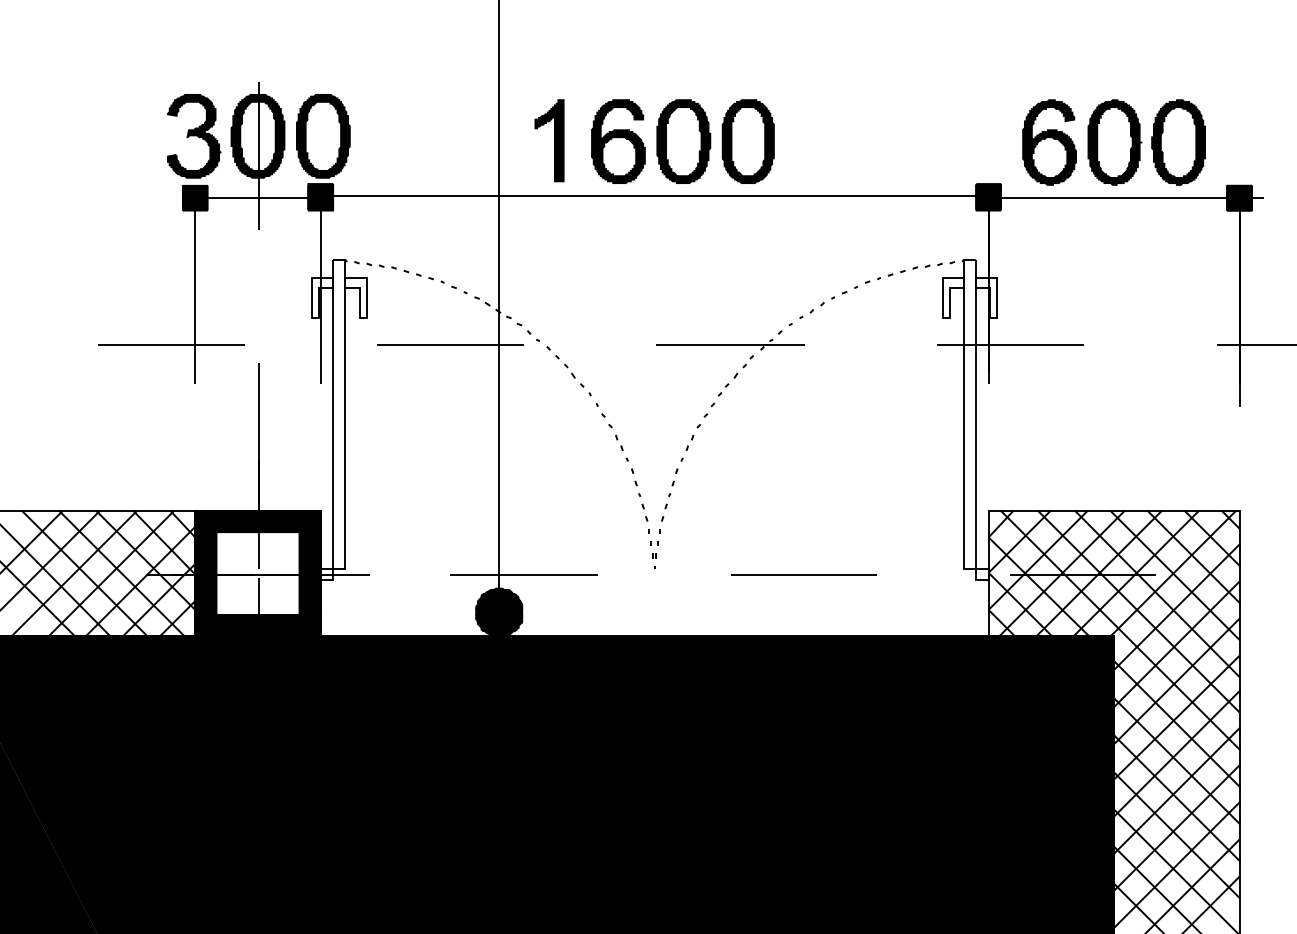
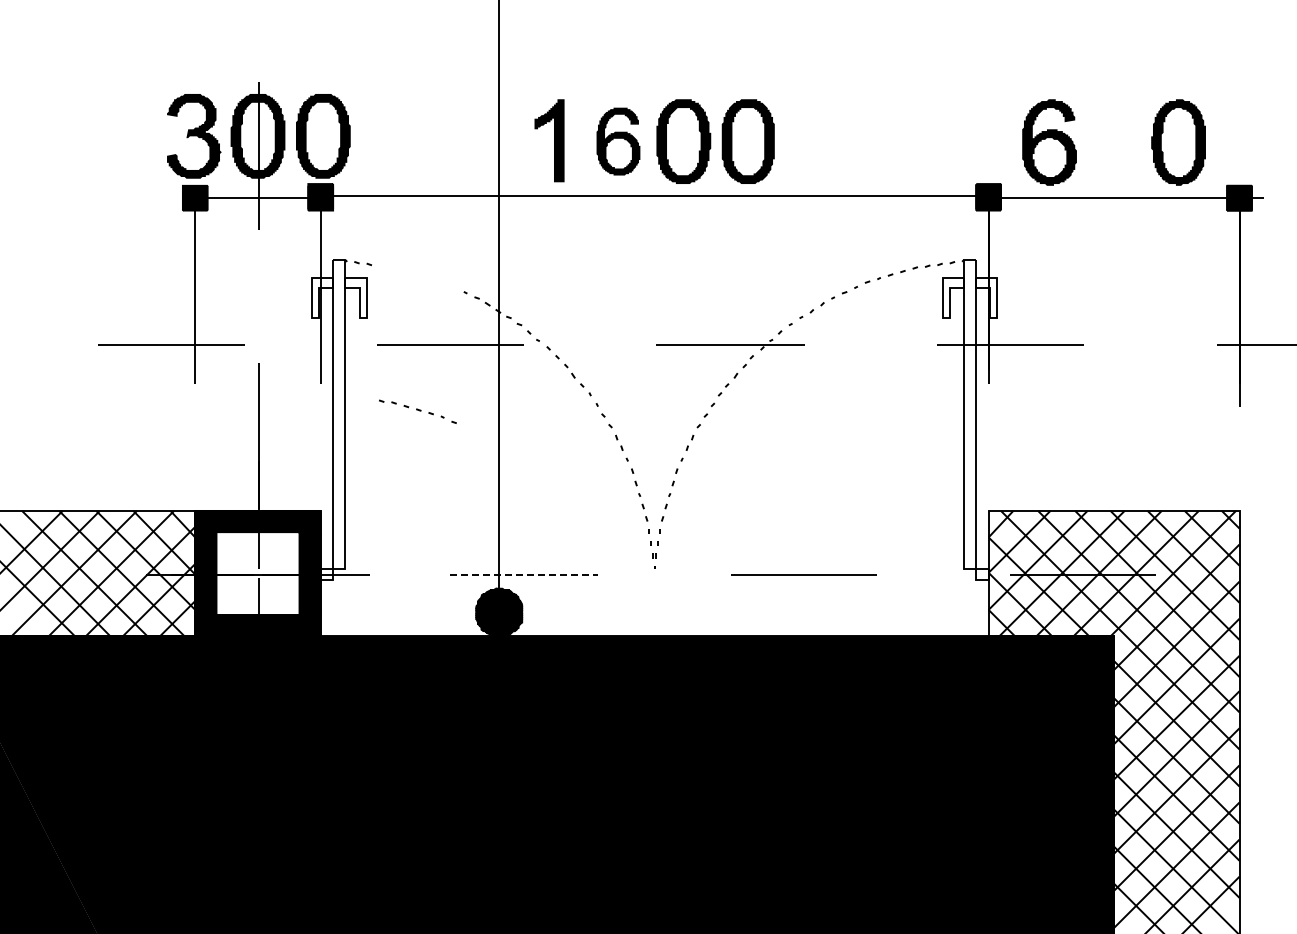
part size: 55x85 px -> 45x69 px (618, 141)
part: present -> none (1114, 142)
part position: (417, 276) -> (417, 411) (417, 411)
line: solid -> dashed (524, 574)
